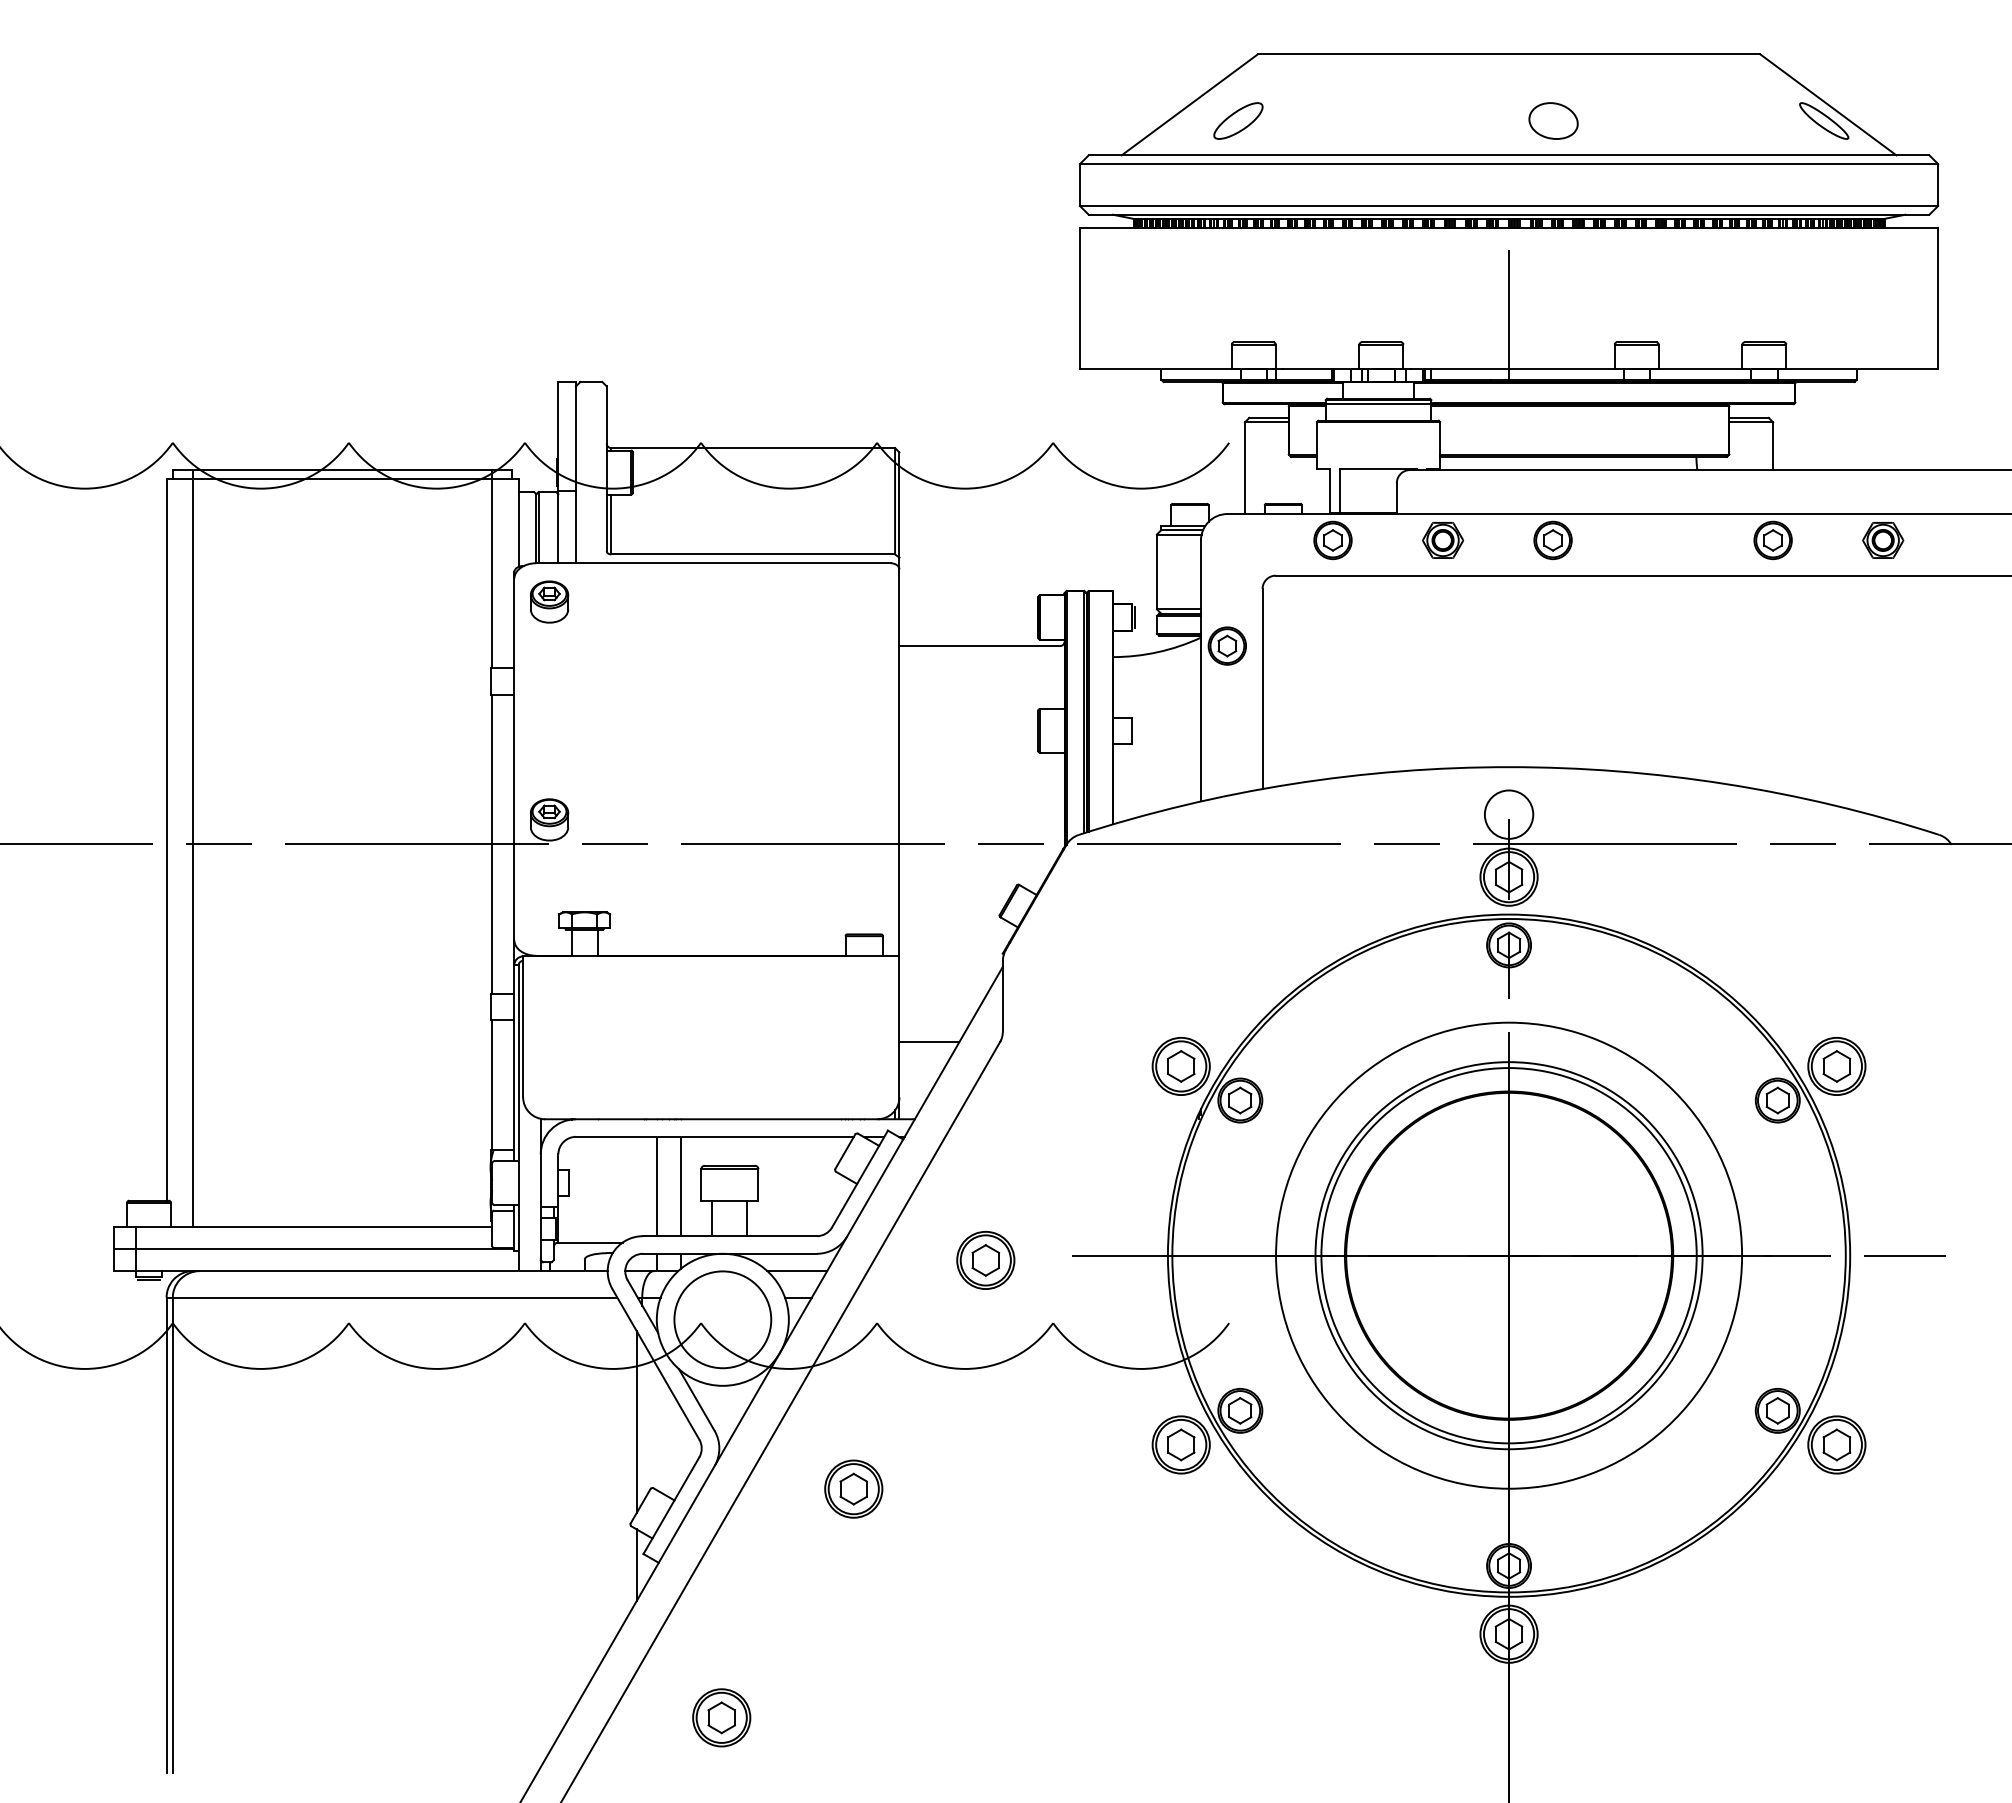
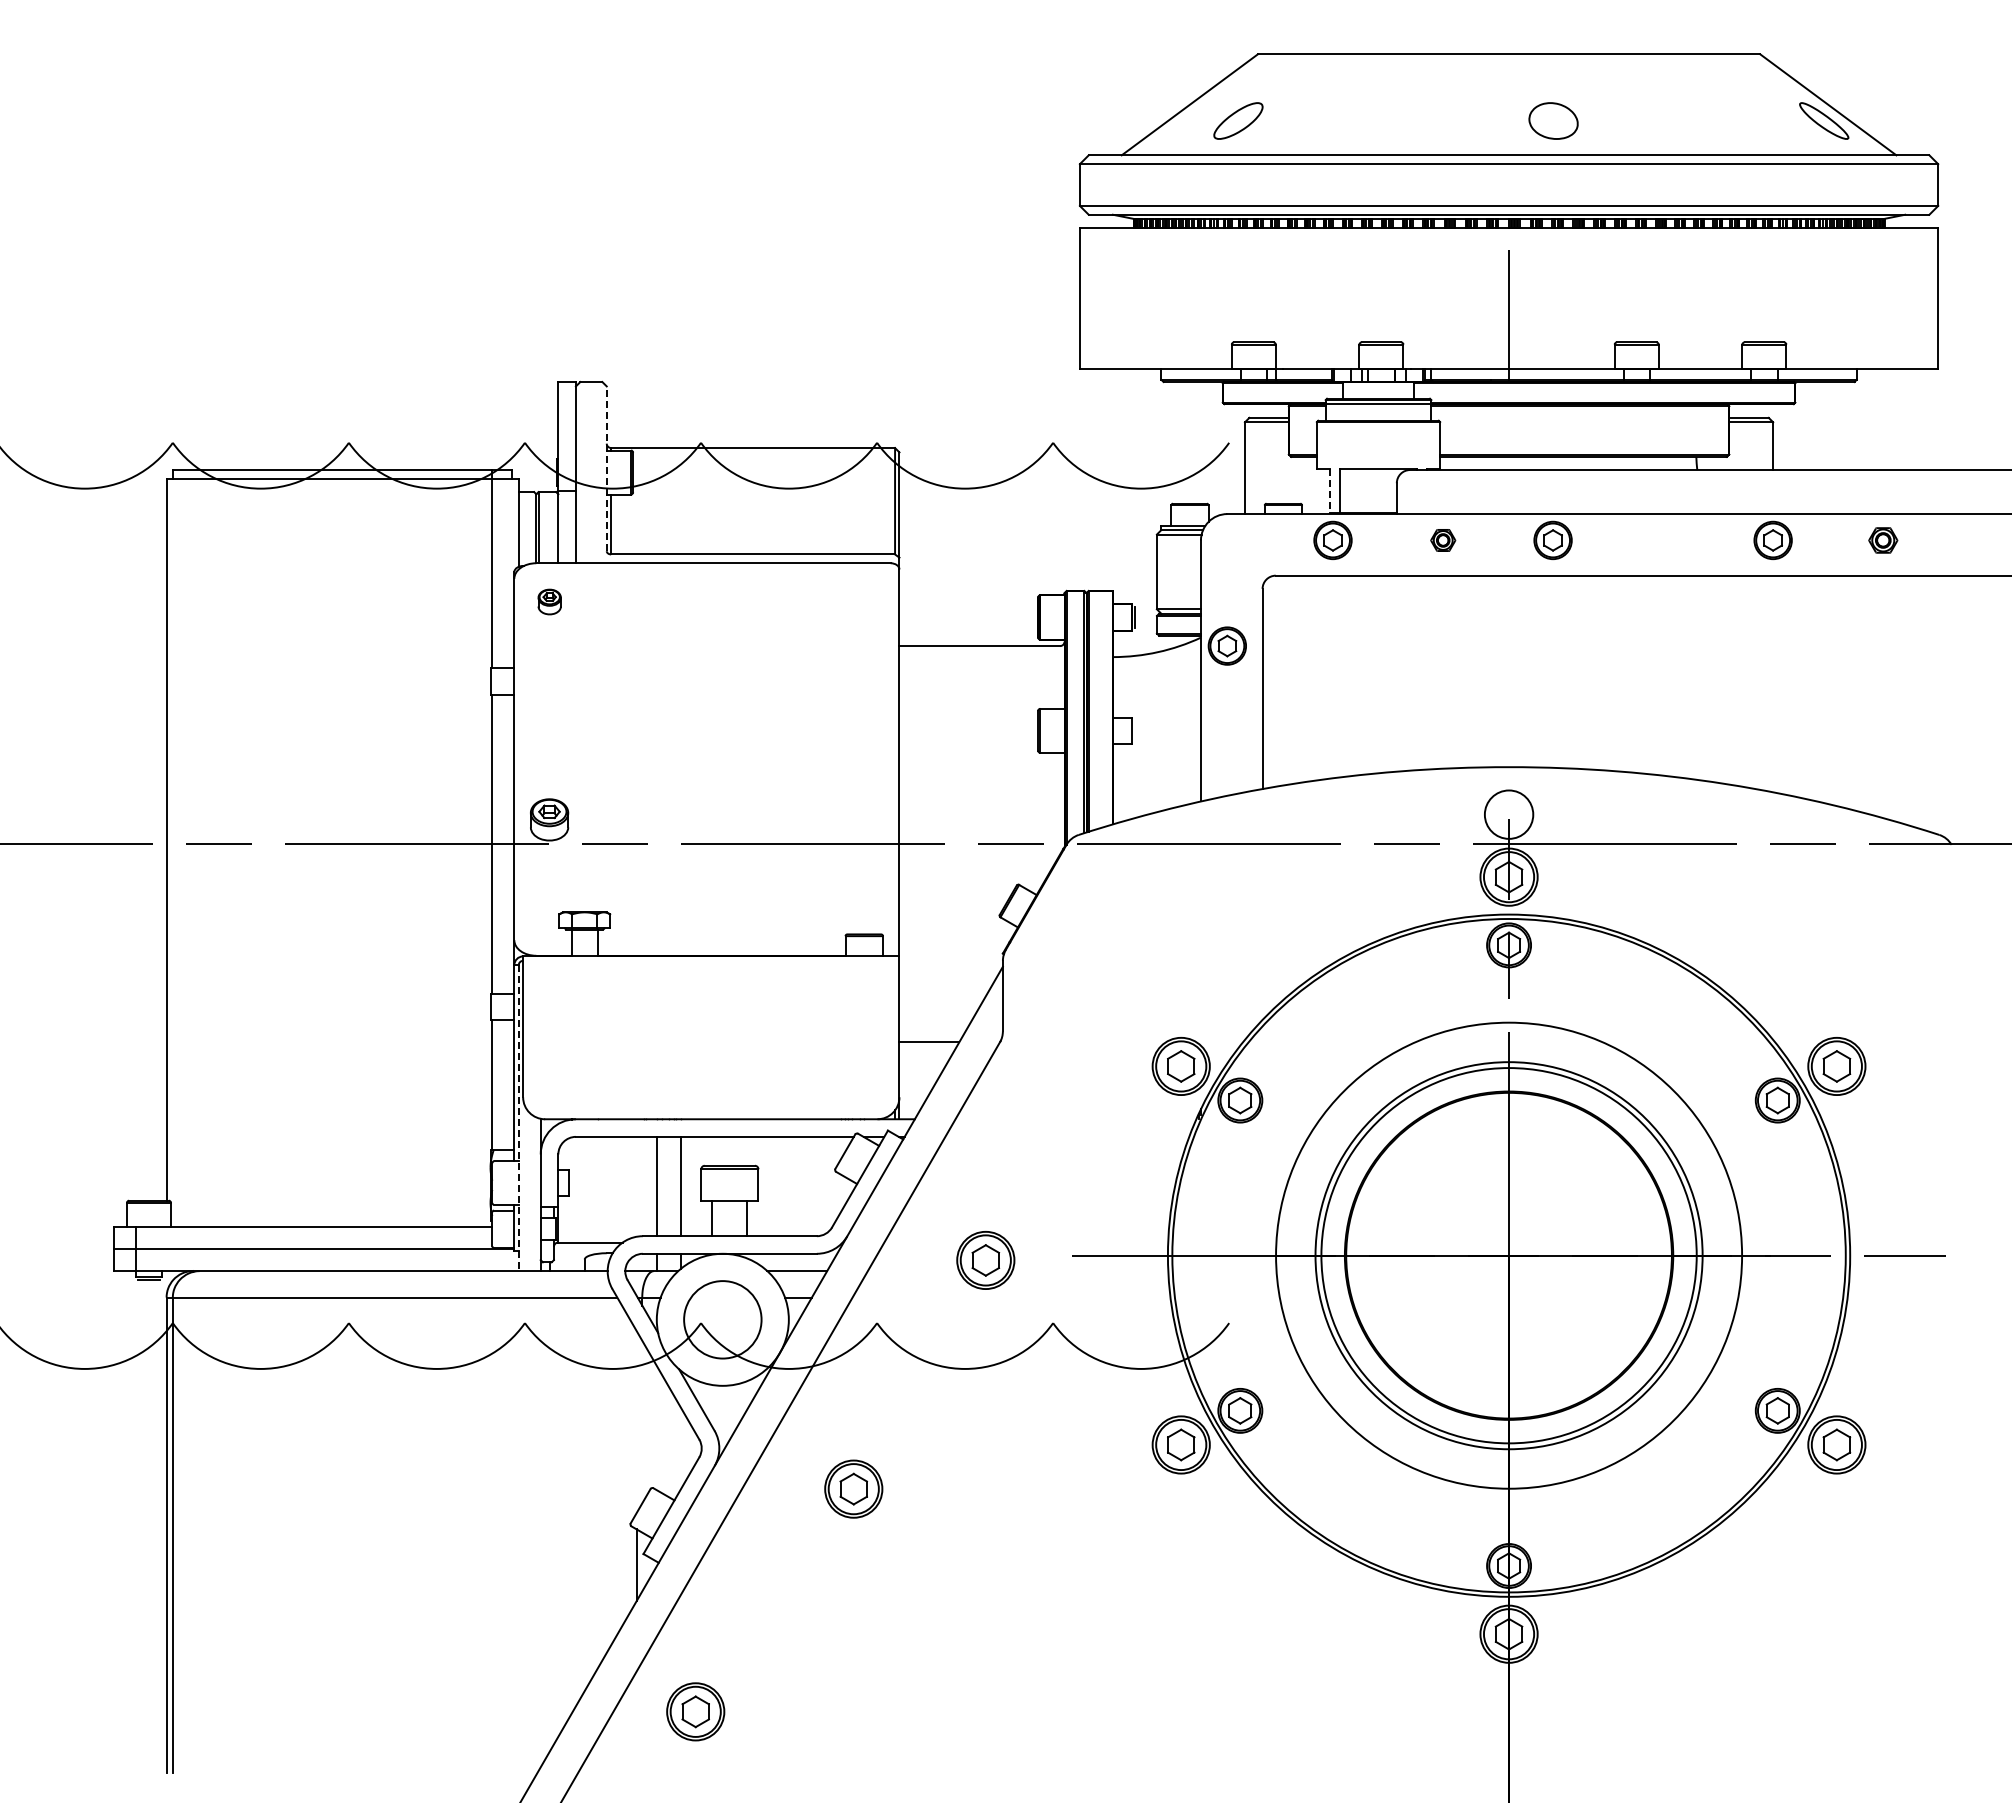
line: solid -> dashed (606, 468)
line: solid -> dashed (1330, 491)
part size: 43x37 px -> 27x23 px (1443, 540)
part size: 43x37 px -> 31x27 px (1883, 540)
part size: 40x44 px -> 25x28 px (549, 601)
line: present -> none (193, 848)
line: solid -> dashed (518, 1118)
circle diameter: 97 px -> 77 px (722, 1319)
line: present -> none (636, 1421)
part position: (721, 1717) -> (695, 1711) (695, 1711)
